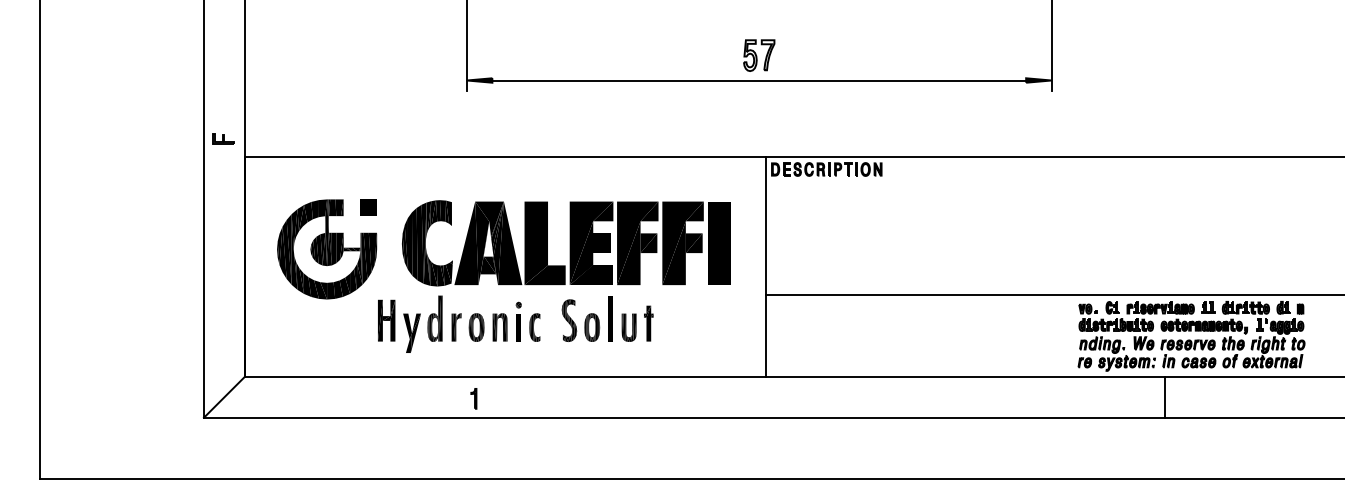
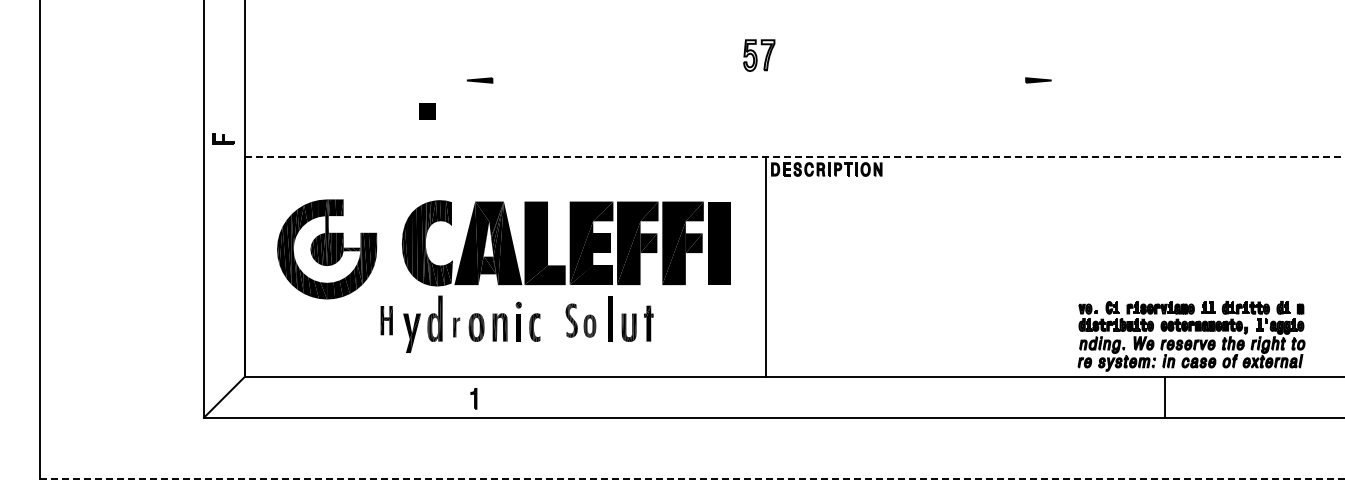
line: present -> none (466, 46)
line: present -> none (1051, 46)
line: present -> none (759, 80)
line: solid -> dashed (794, 156)
part position: (368, 207) -> (427, 111) (427, 111)
line: present -> none (1053, 295)
part size: 18x43 px -> 13x30 px (386, 320)
part size: 40x43 px -> 32x35 px (580, 320)
part size: 11x29 px -> 8x21 px (456, 327)
line: solid -> dashed (692, 479)
